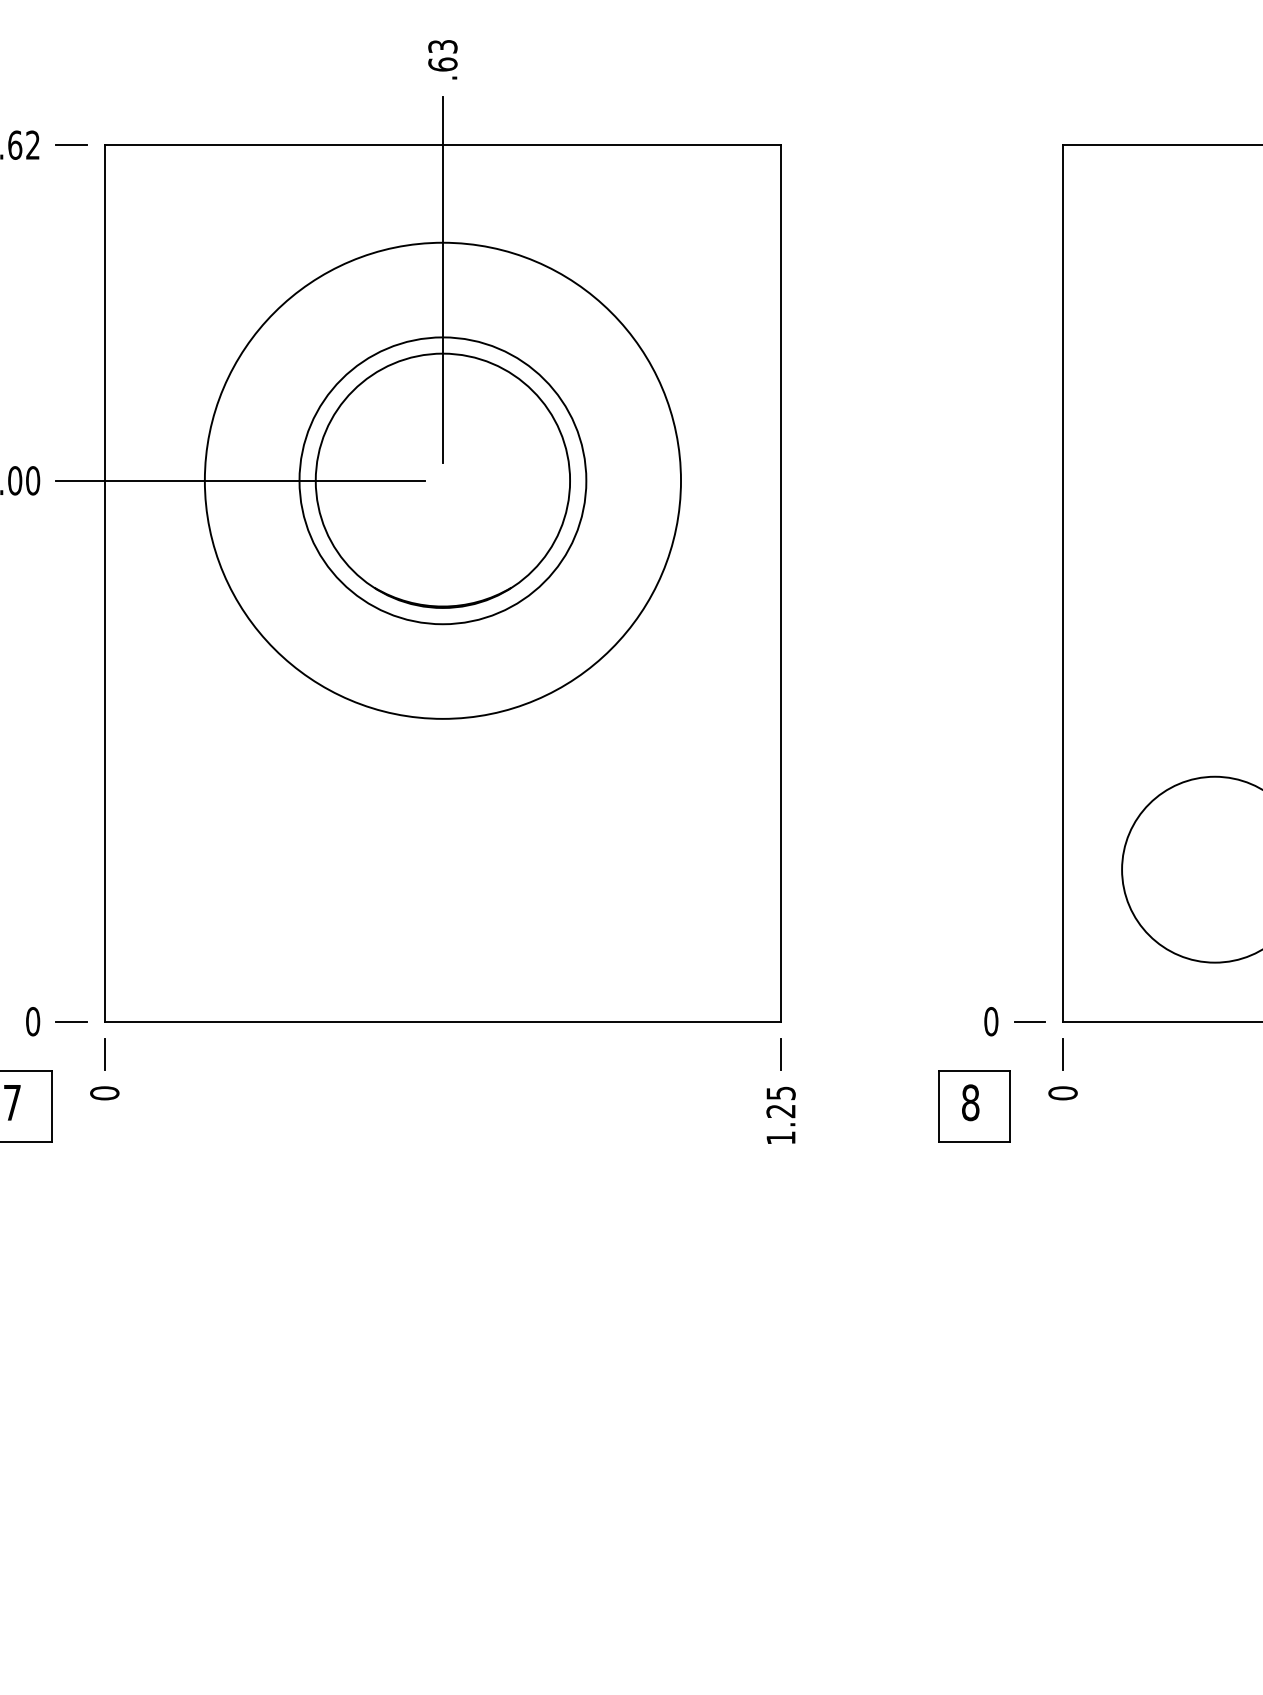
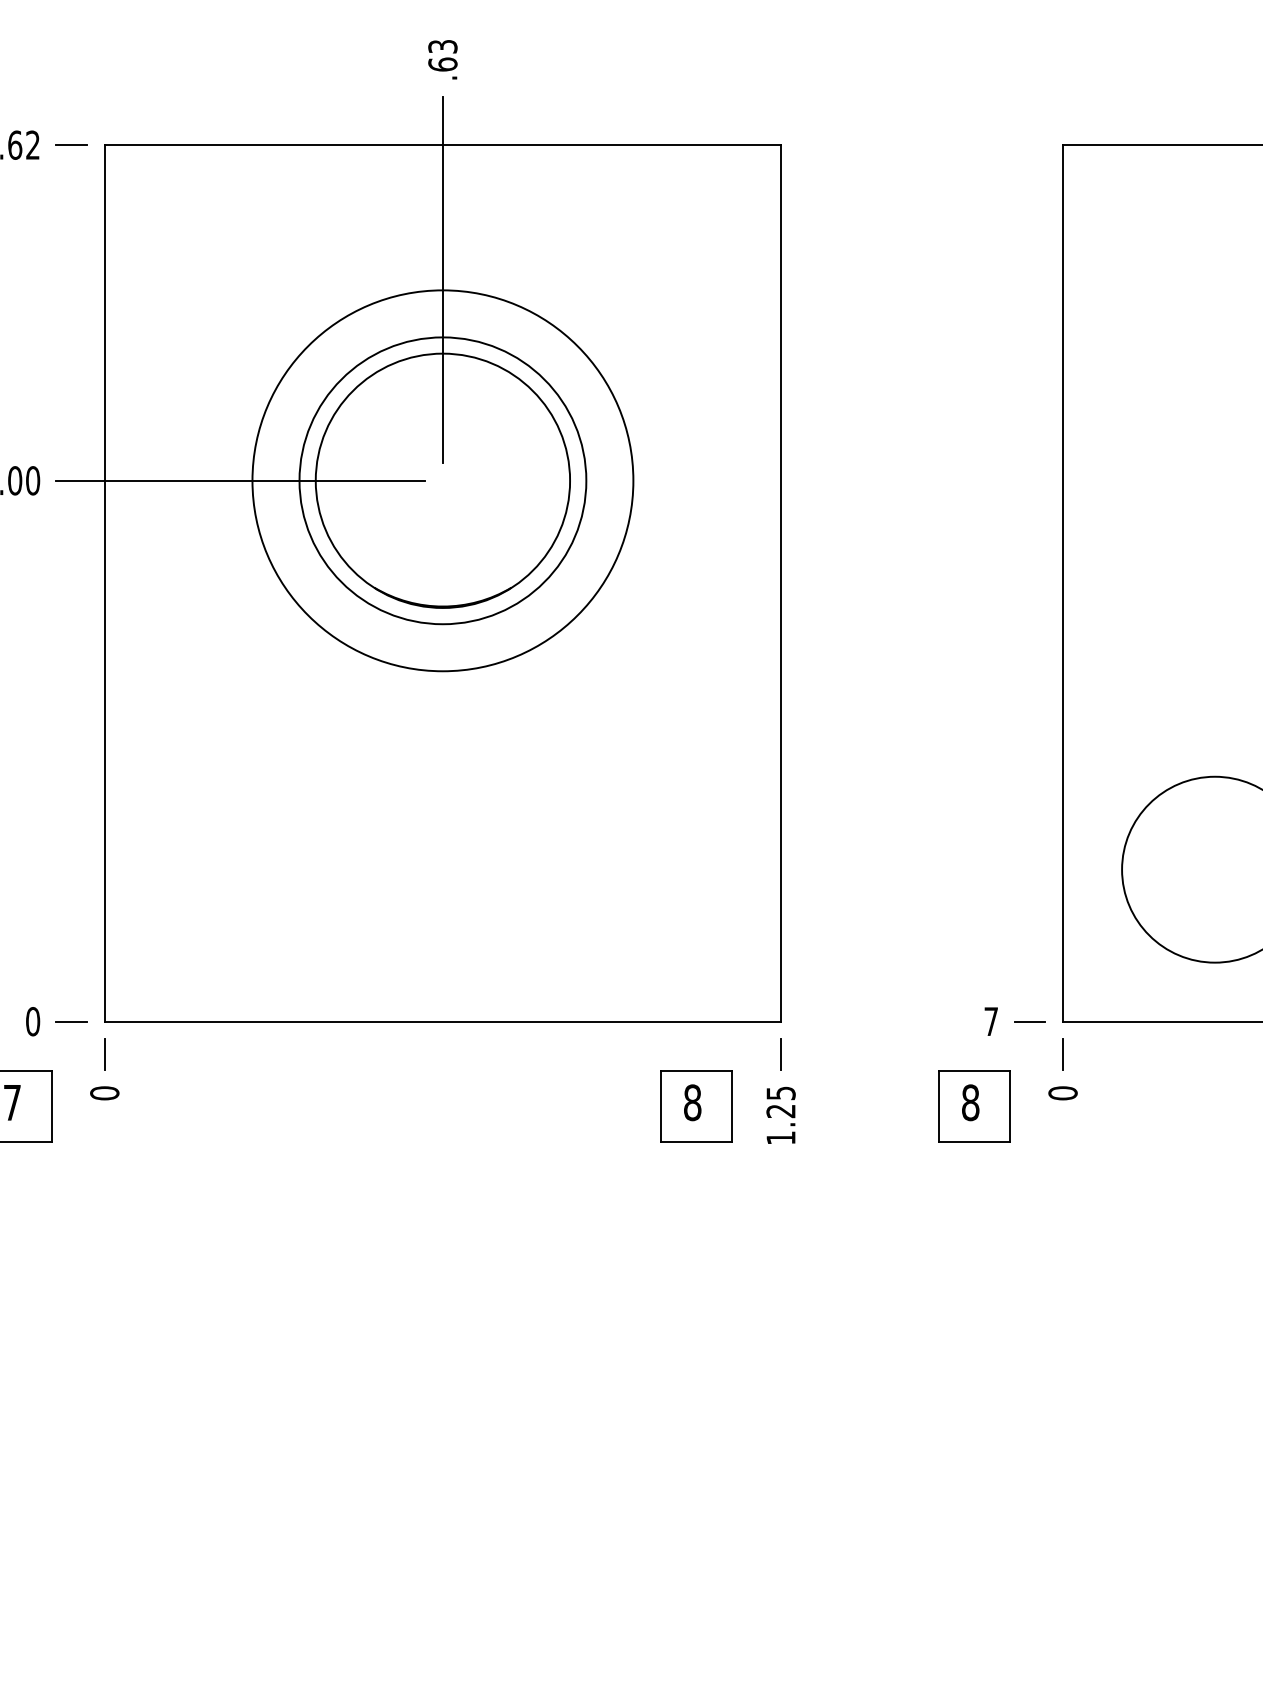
circle diameter: 476 px -> 381 px (442, 480)
text: 0 -> 7 (991, 1021)
part: none -> present (696, 1106)
